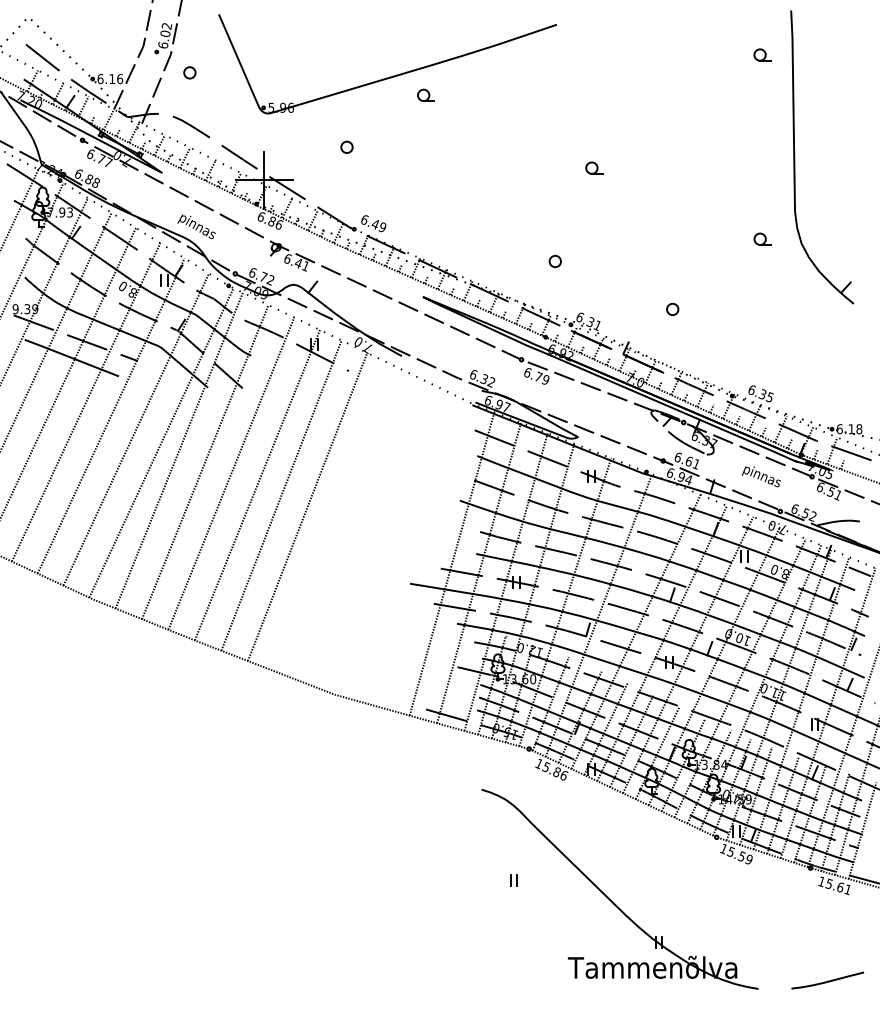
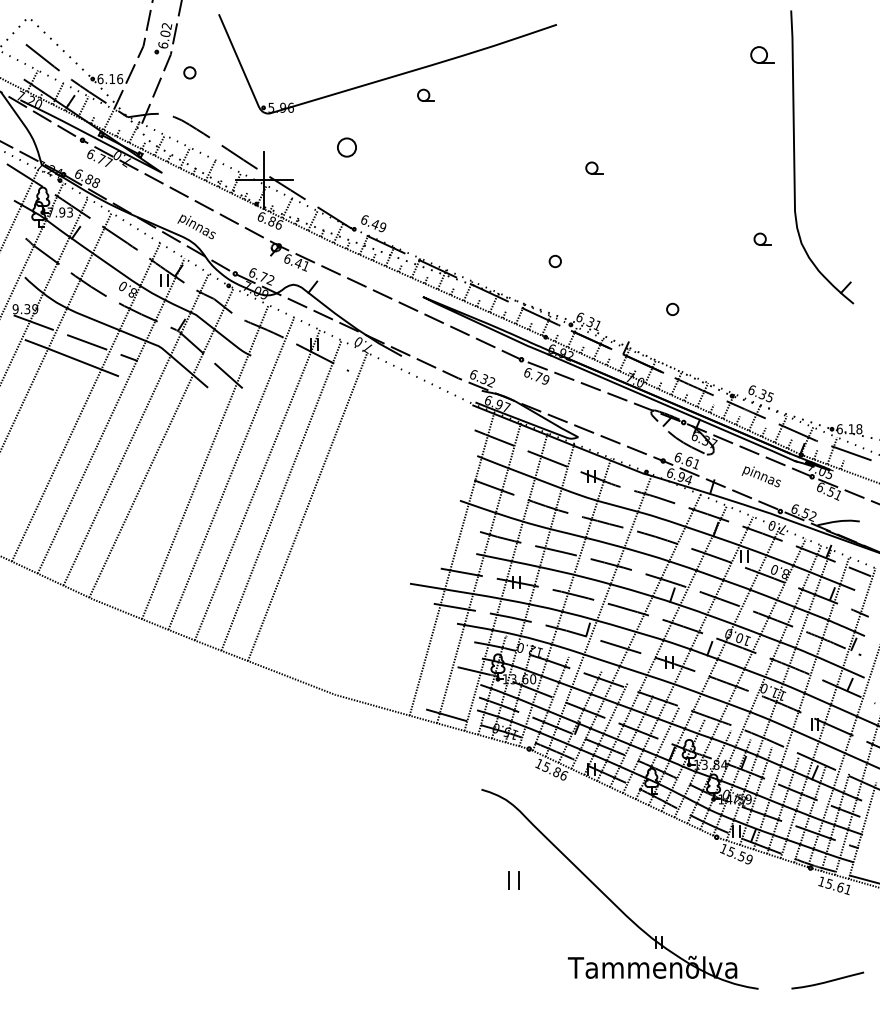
part size: 19x14 px -> 25x18 px (762, 54)
part size: 14x14 px -> 20x21 px (346, 147)
line: present -> none (68, 371)
line: present -> none (178, 450)
part size: 8x13 px -> 12x19 px (513, 880)
